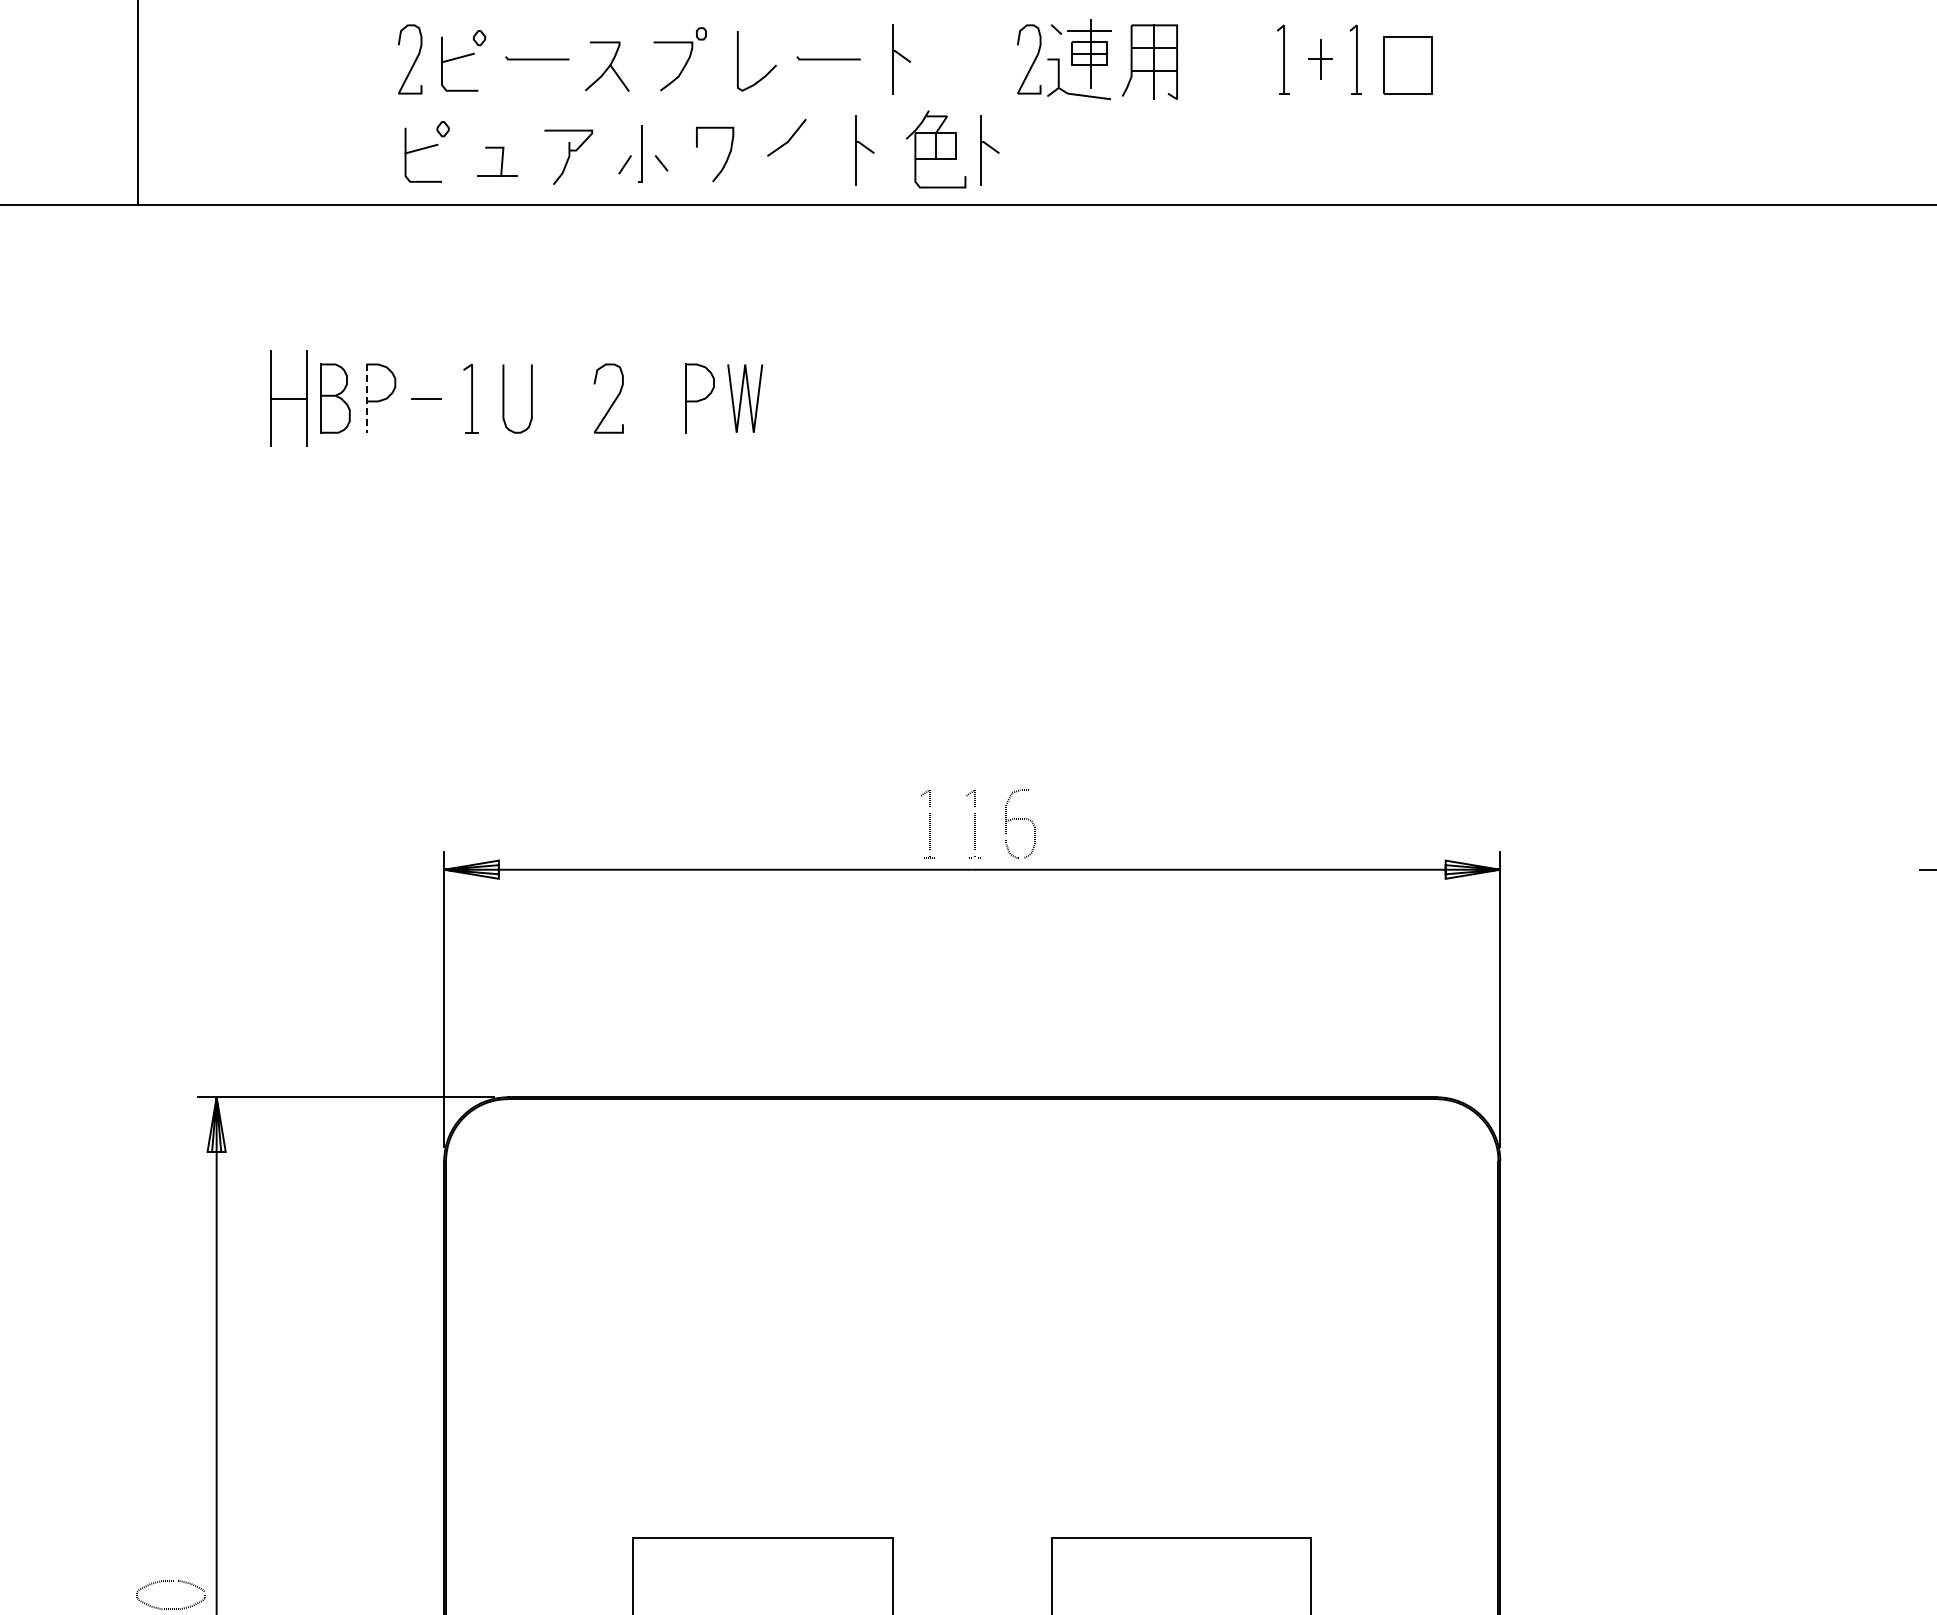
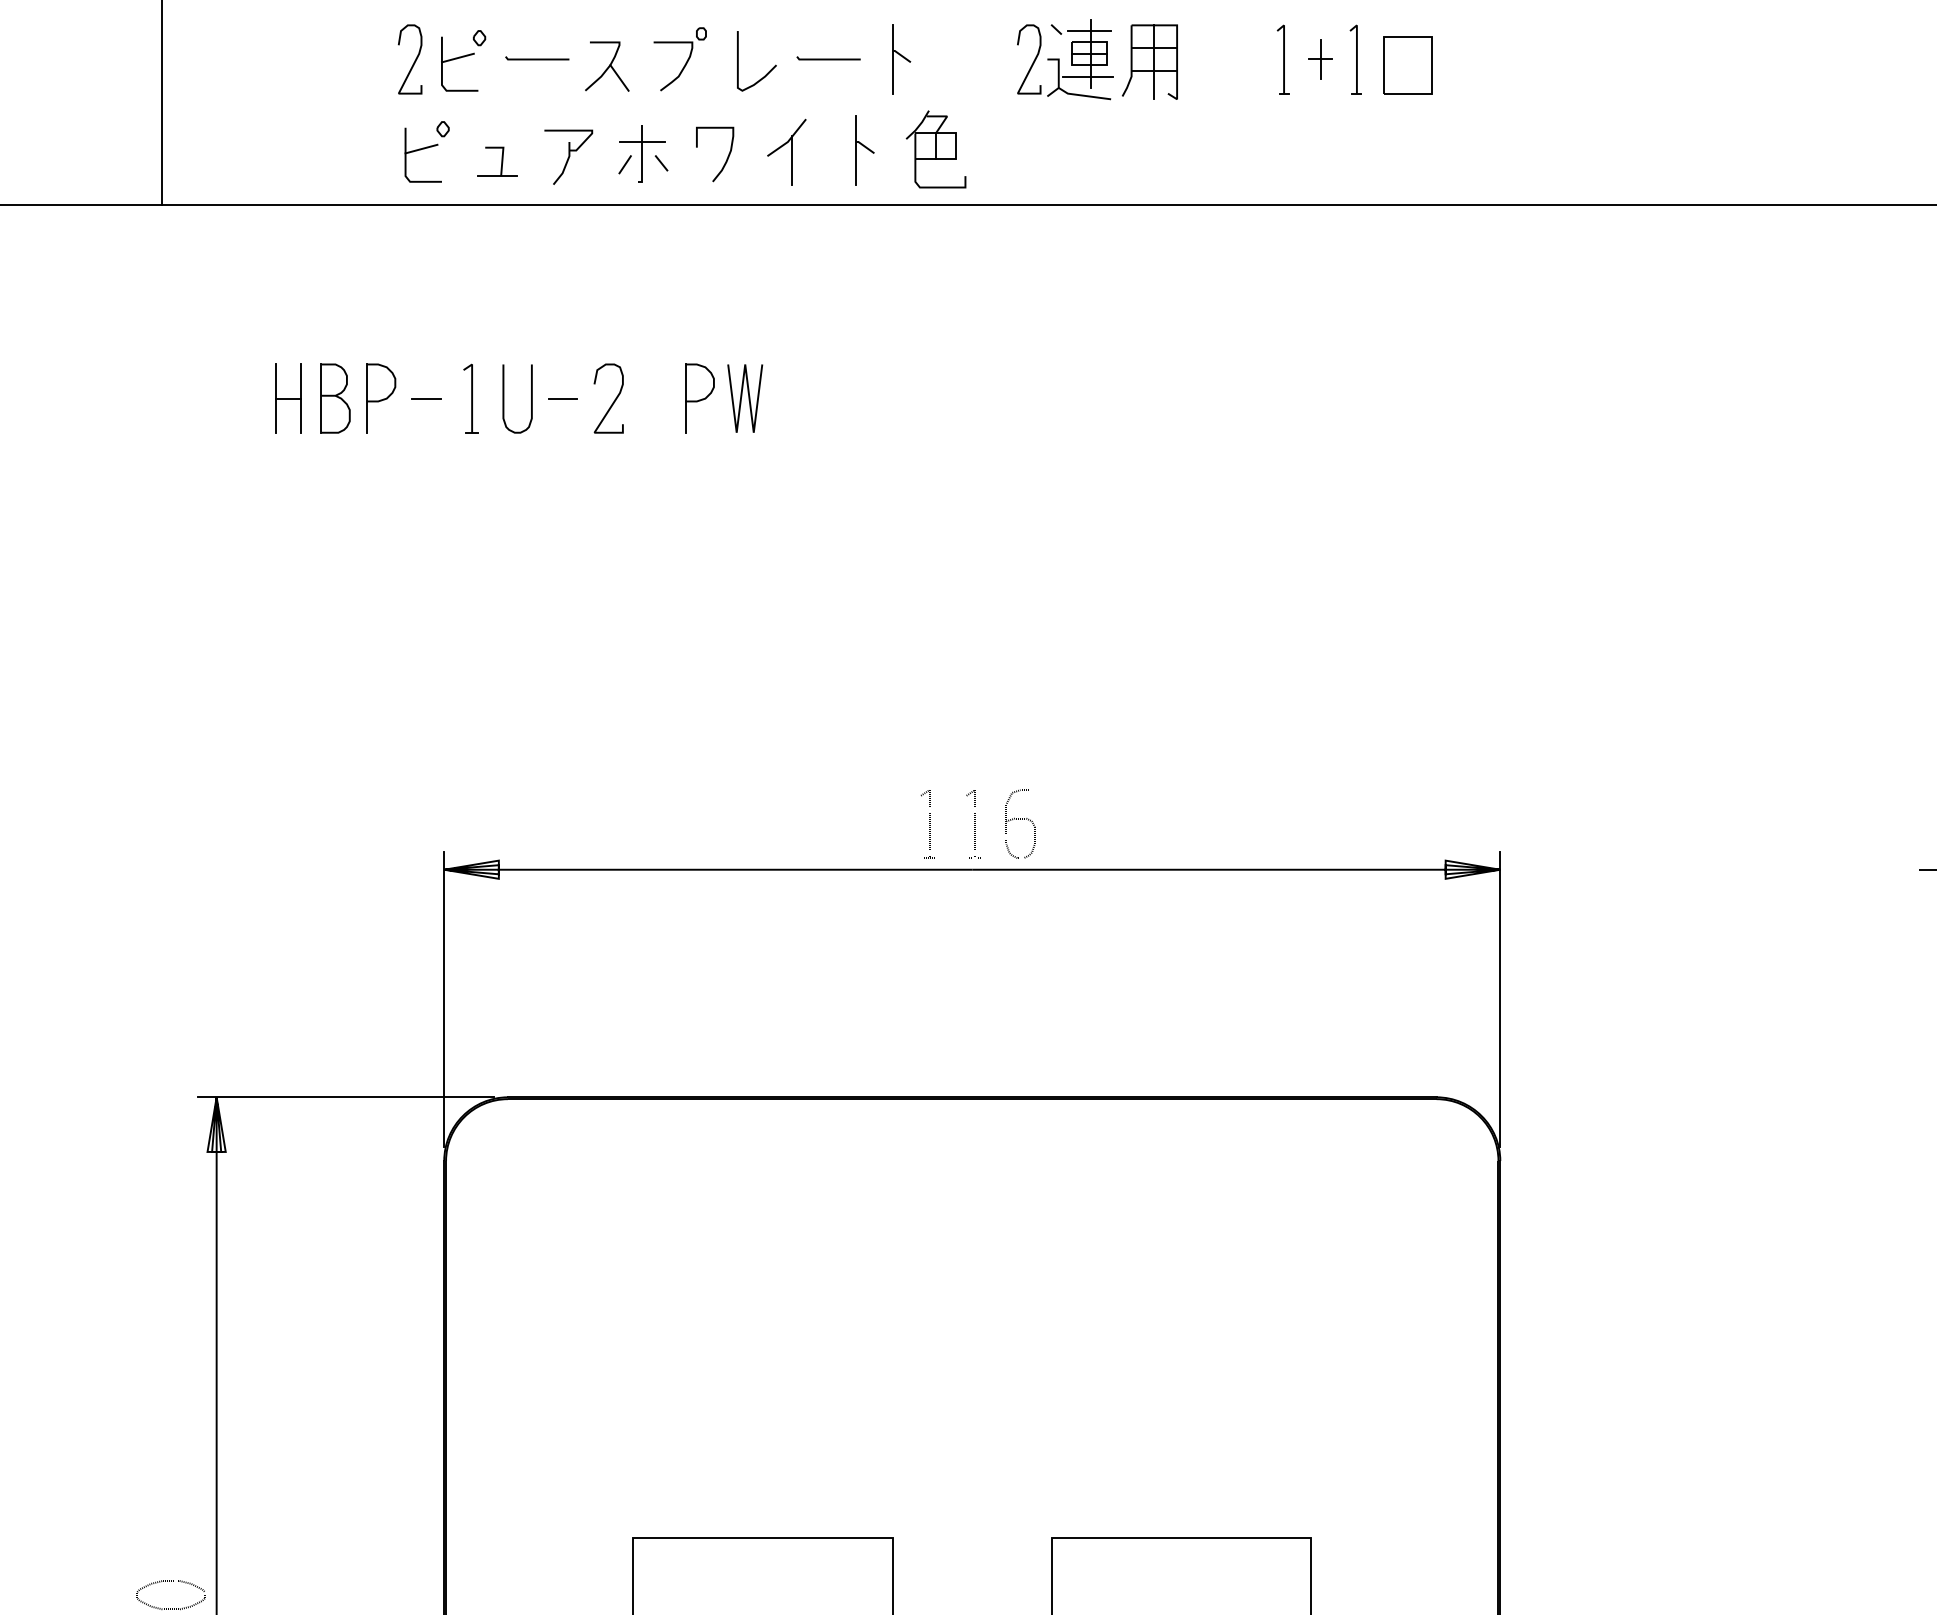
line: none -> present (1088, 76)
line position: (138, 103) -> (162, 103) (162, 103)
line: none -> present (642, 142)
part: present -> none (989, 150)
line: none -> present (792, 160)
part size: 38x97 px -> 27x71 px (288, 398)
line: none -> present (562, 398)
line: dashed -> solid (366, 399)
